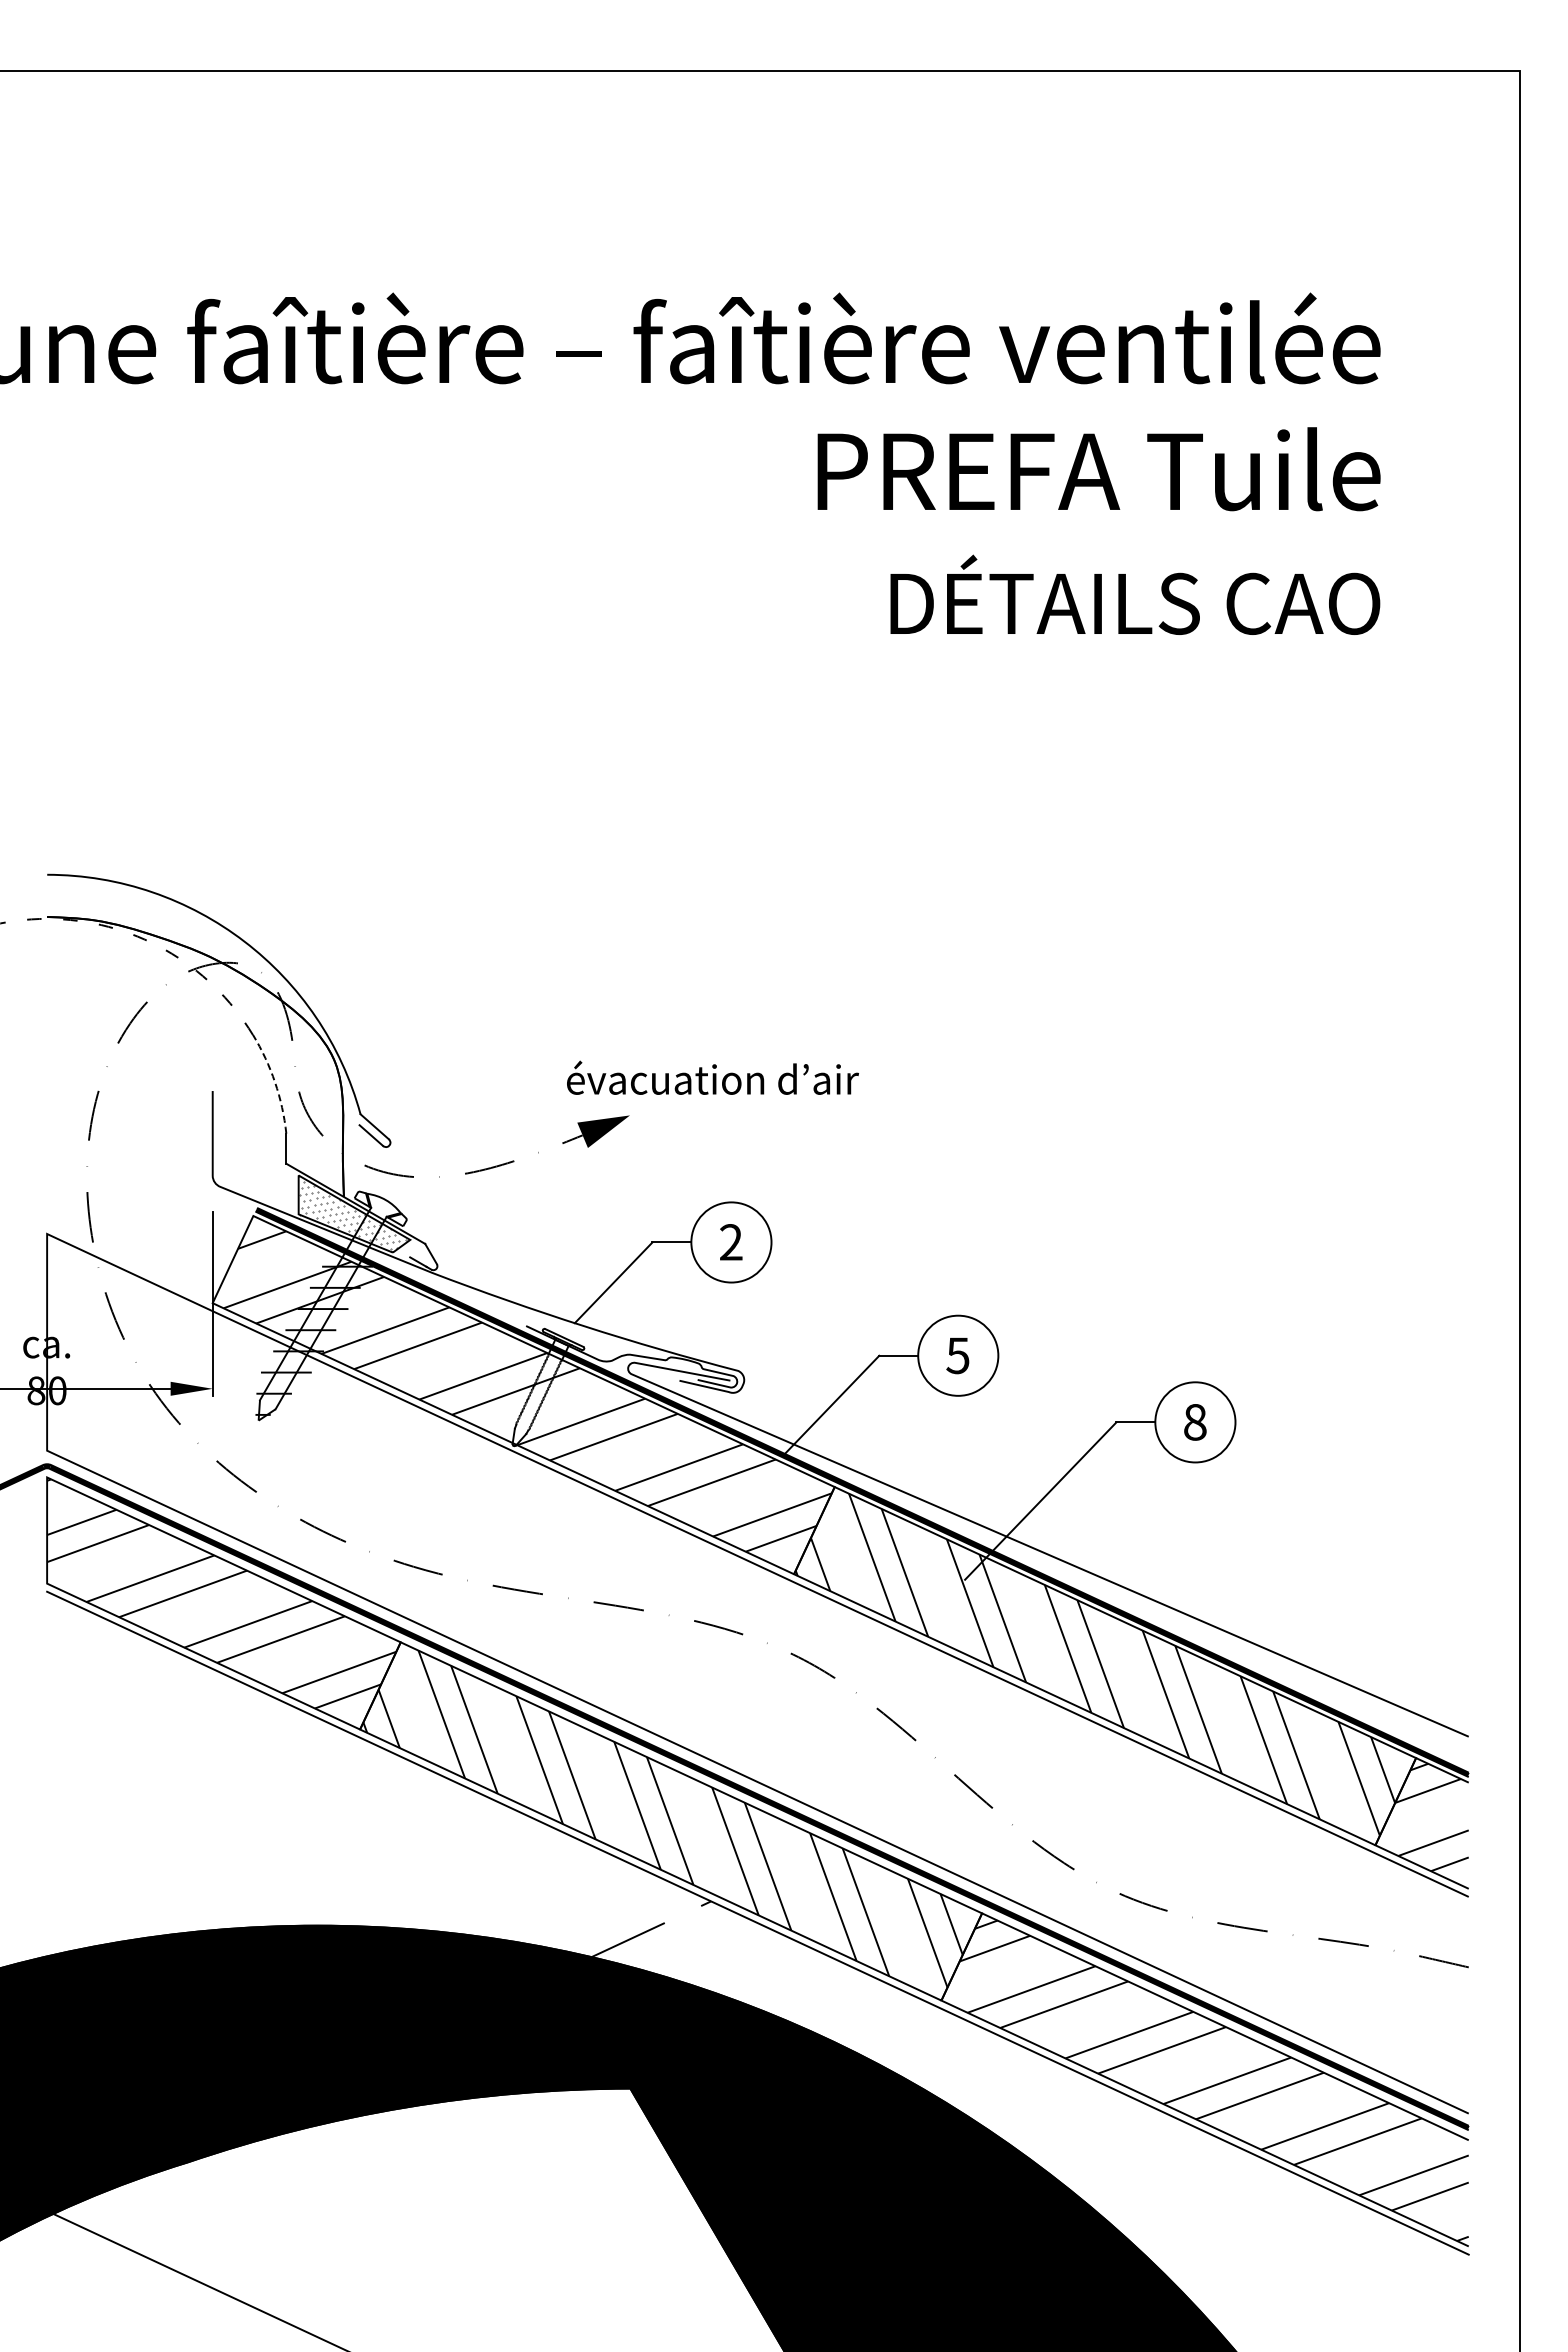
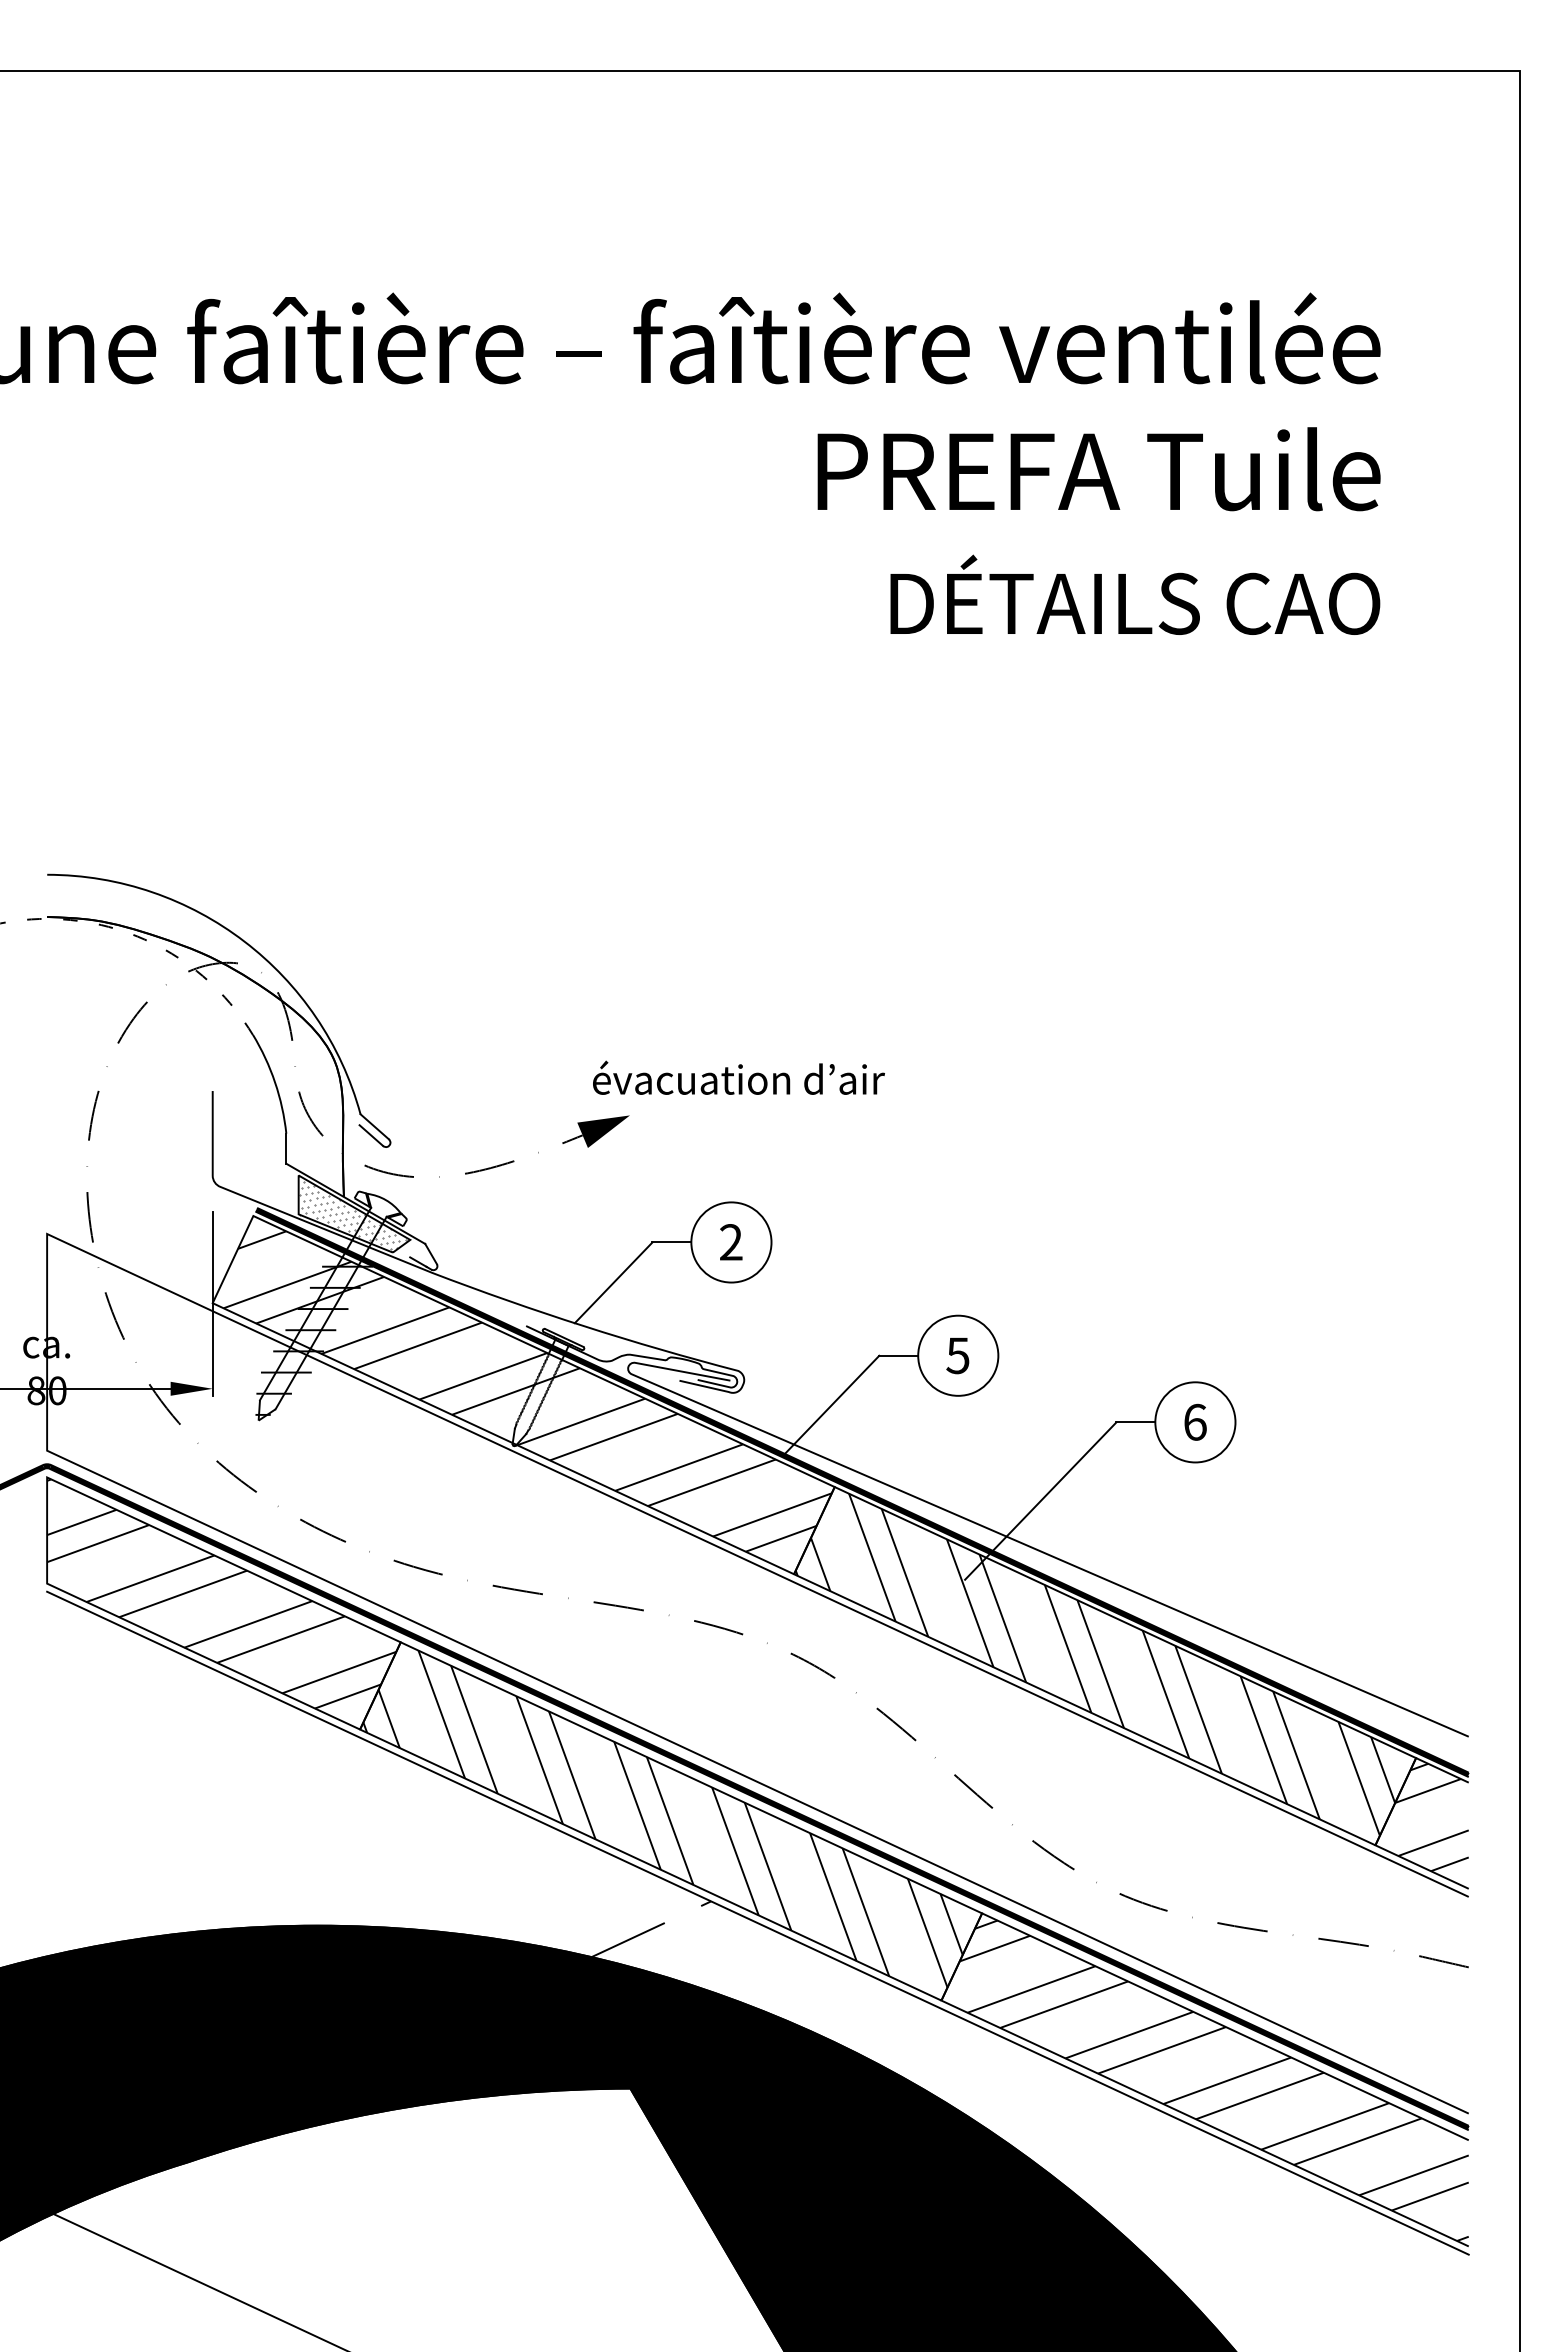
text position: (712, 1077) -> (738, 1077) (738, 1077)
arc: dashed -> solid (275, 1082)
text: 8 -> 6 (1195, 1421)
